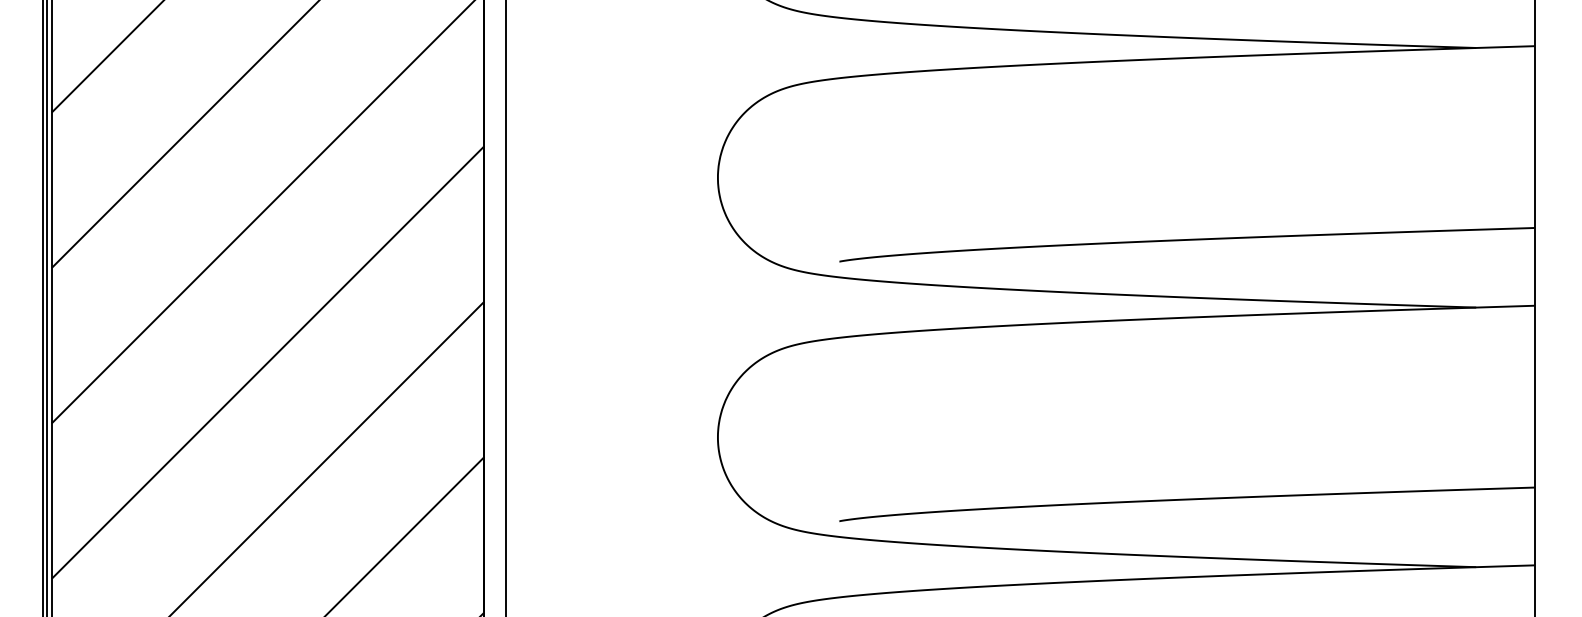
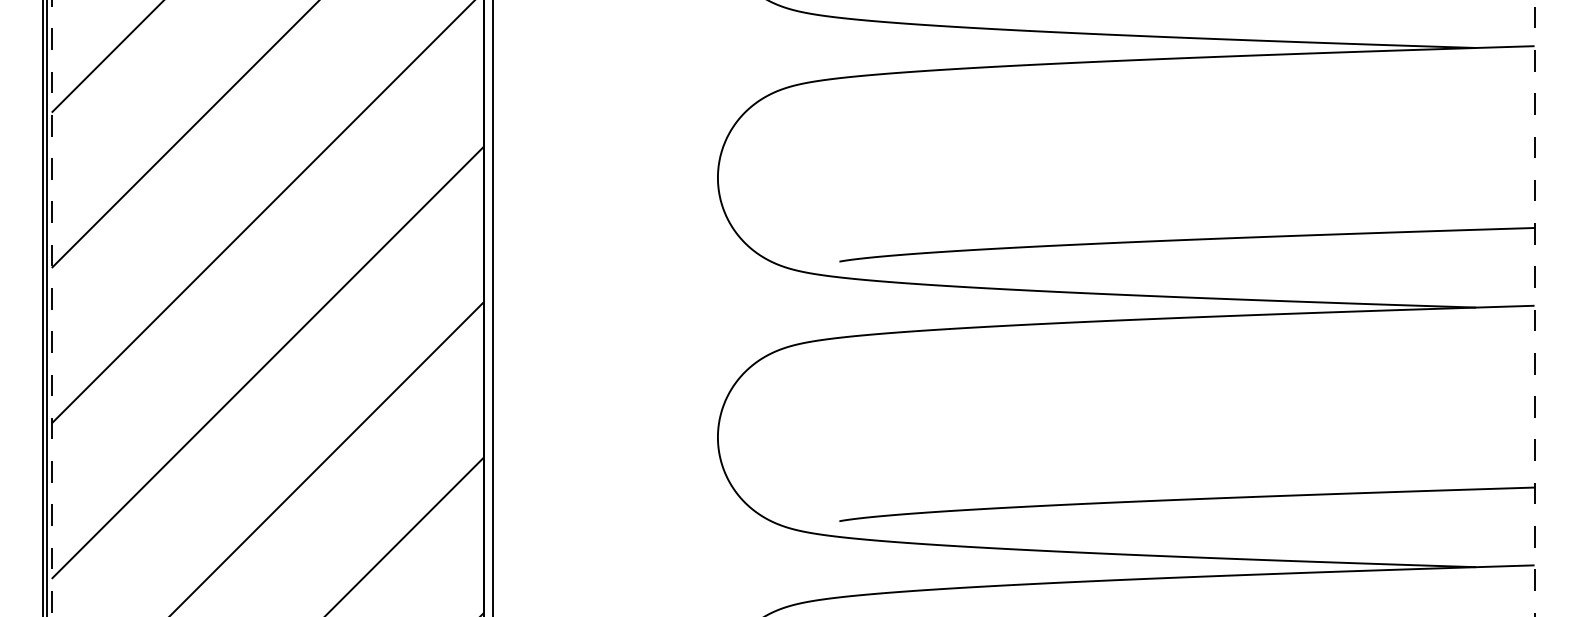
line position: (506, 307) -> (493, 307) (493, 307)
line: solid -> dashed (51, 308)
line: solid -> dashed (1534, 308)
